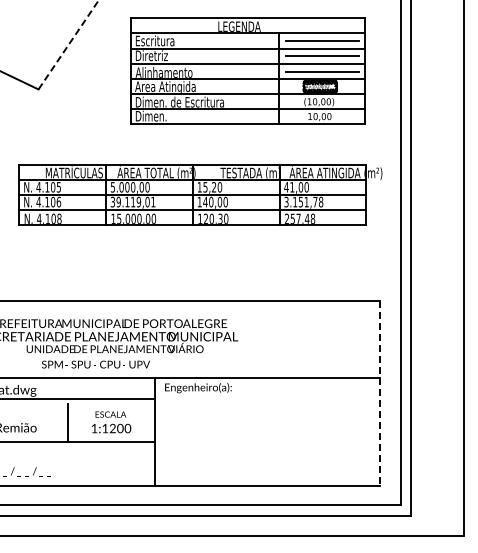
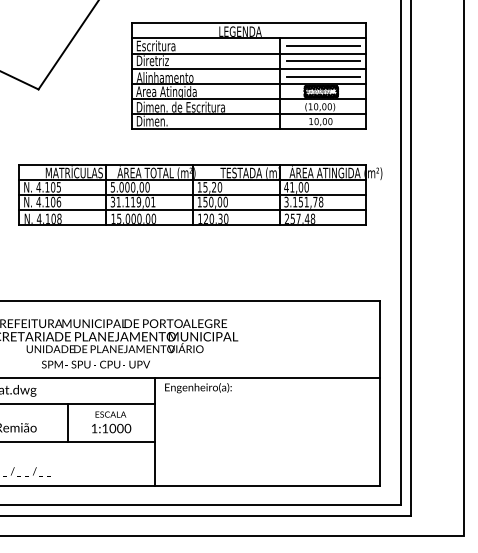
line: dashed -> solid (68, 44)
part position: (247, 70) -> (248, 75) (248, 75)
text: 39.119,01 -> 31.119,01 (118, 201)
text: 140,00 -> 150,00 (205, 201)
line: dashed -> solid (379, 394)
line position: (78, 398) -> (78, 403) (78, 403)
text: 1:1200 -> 1:1000 (112, 429)
